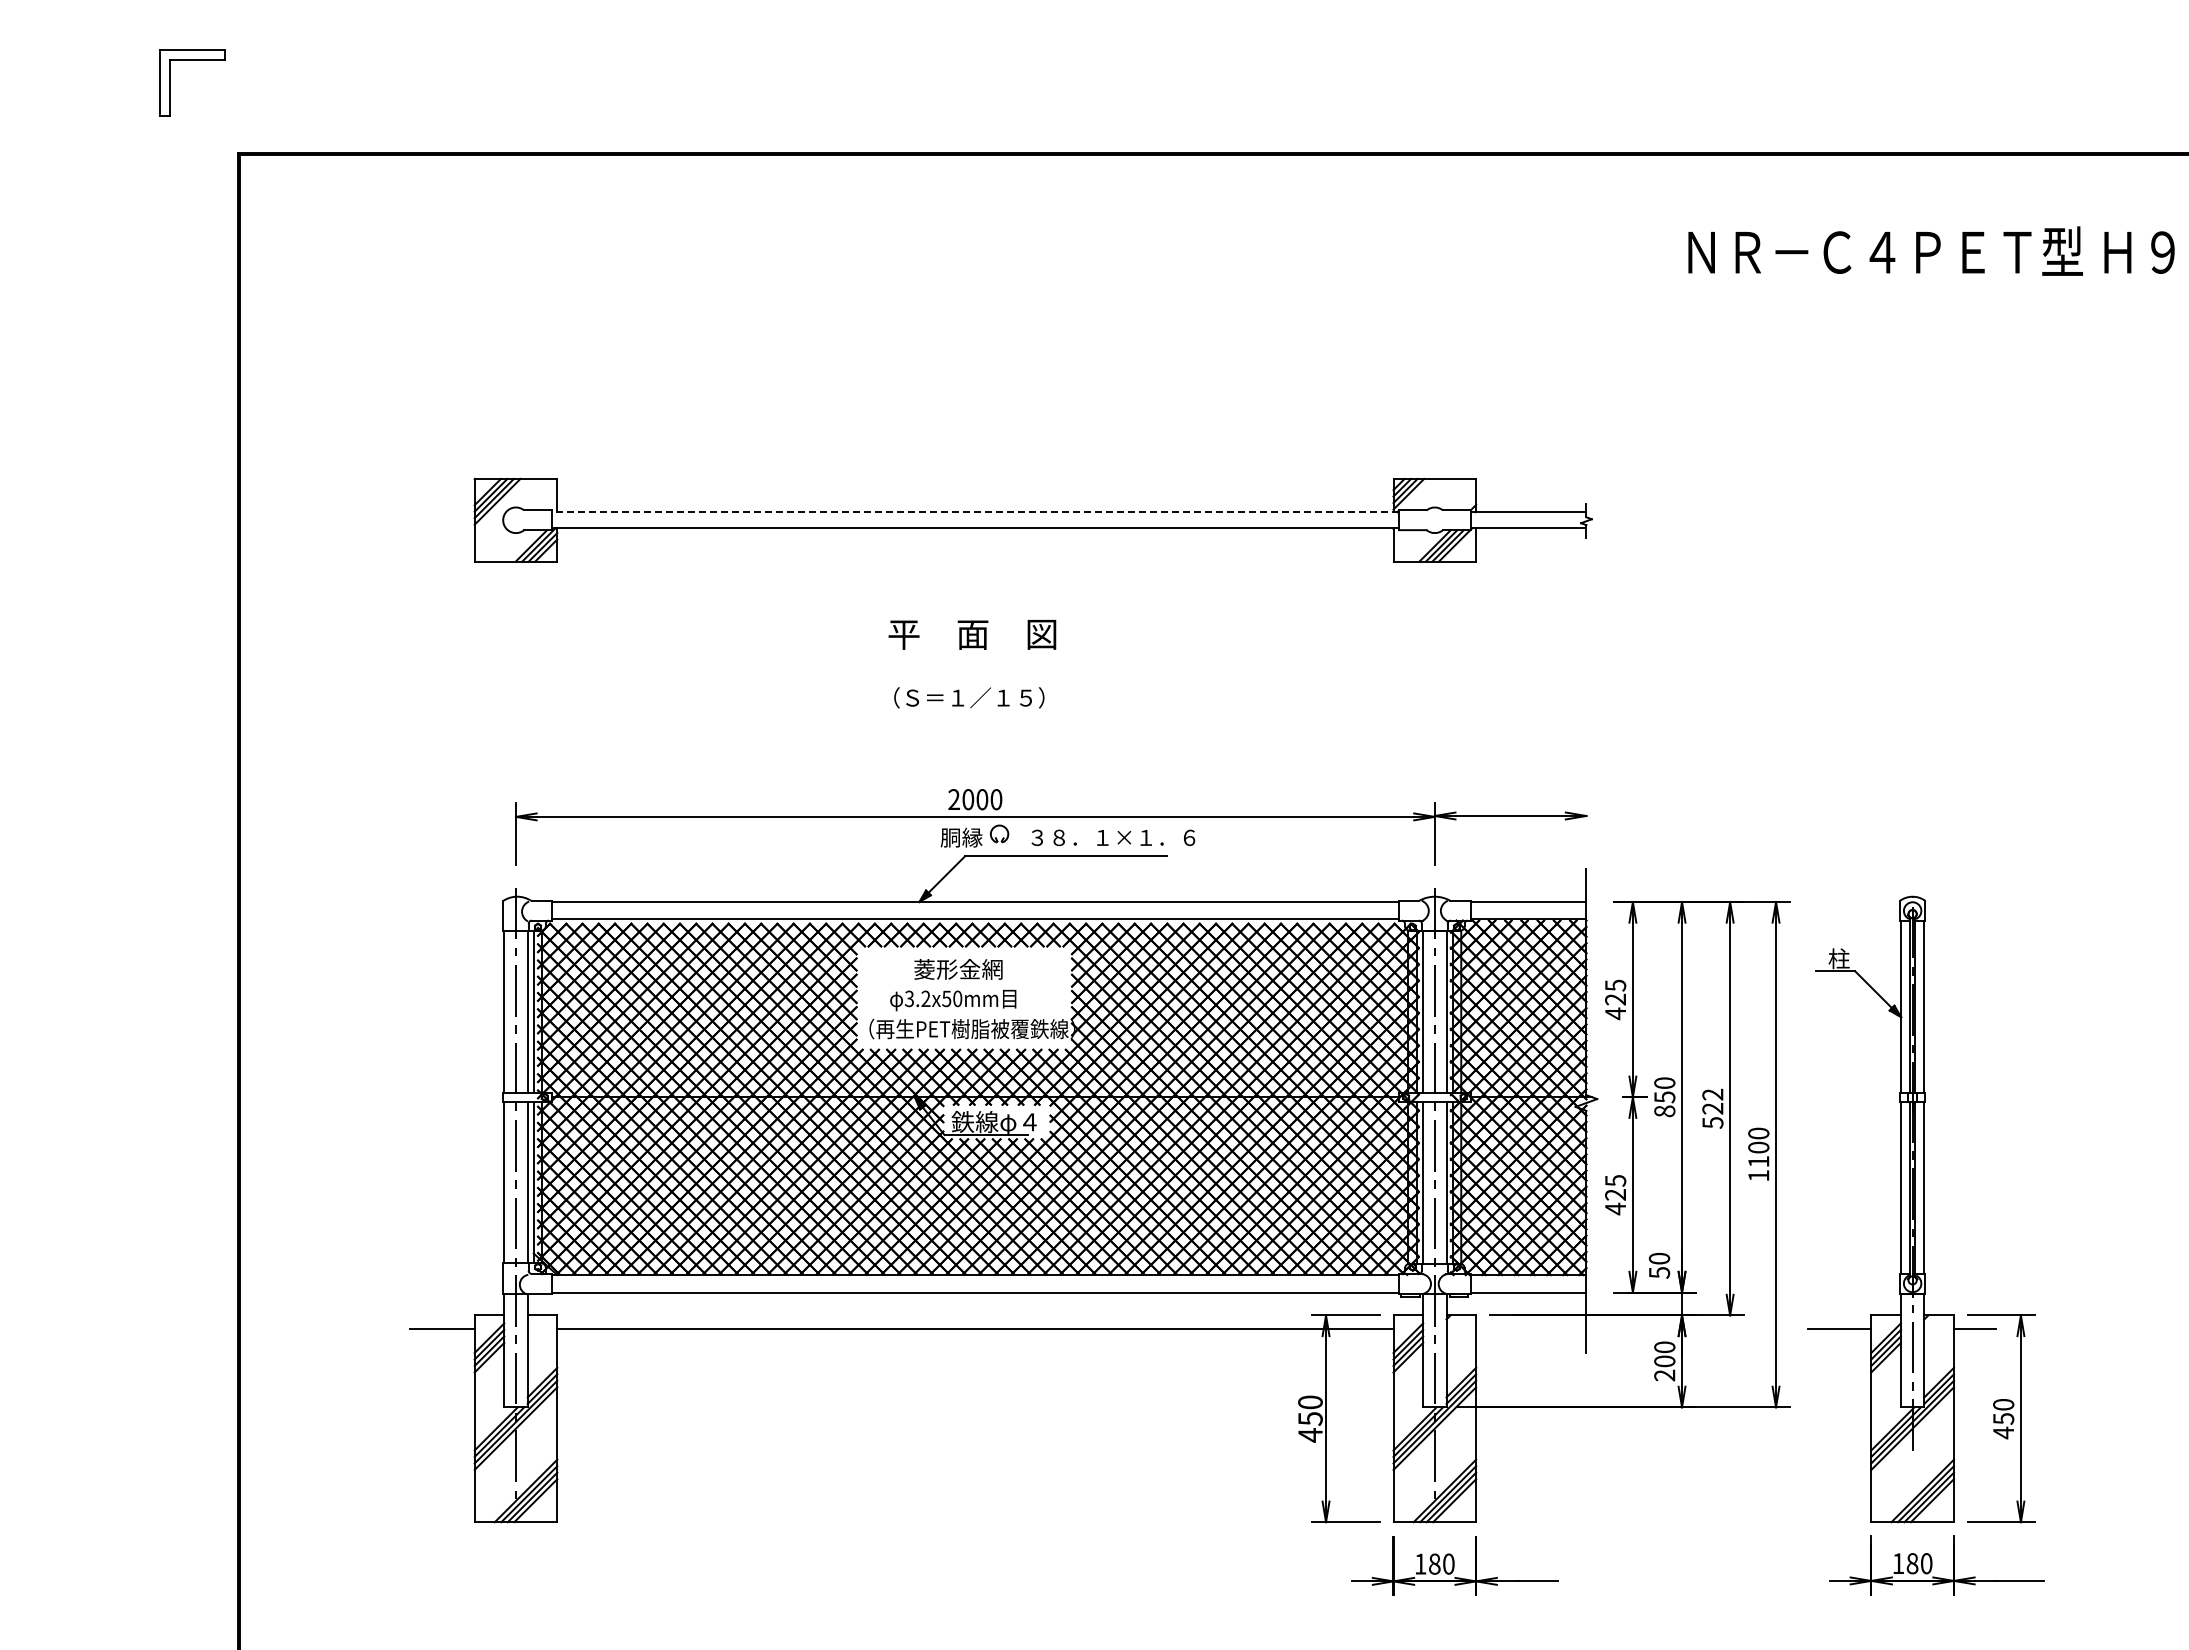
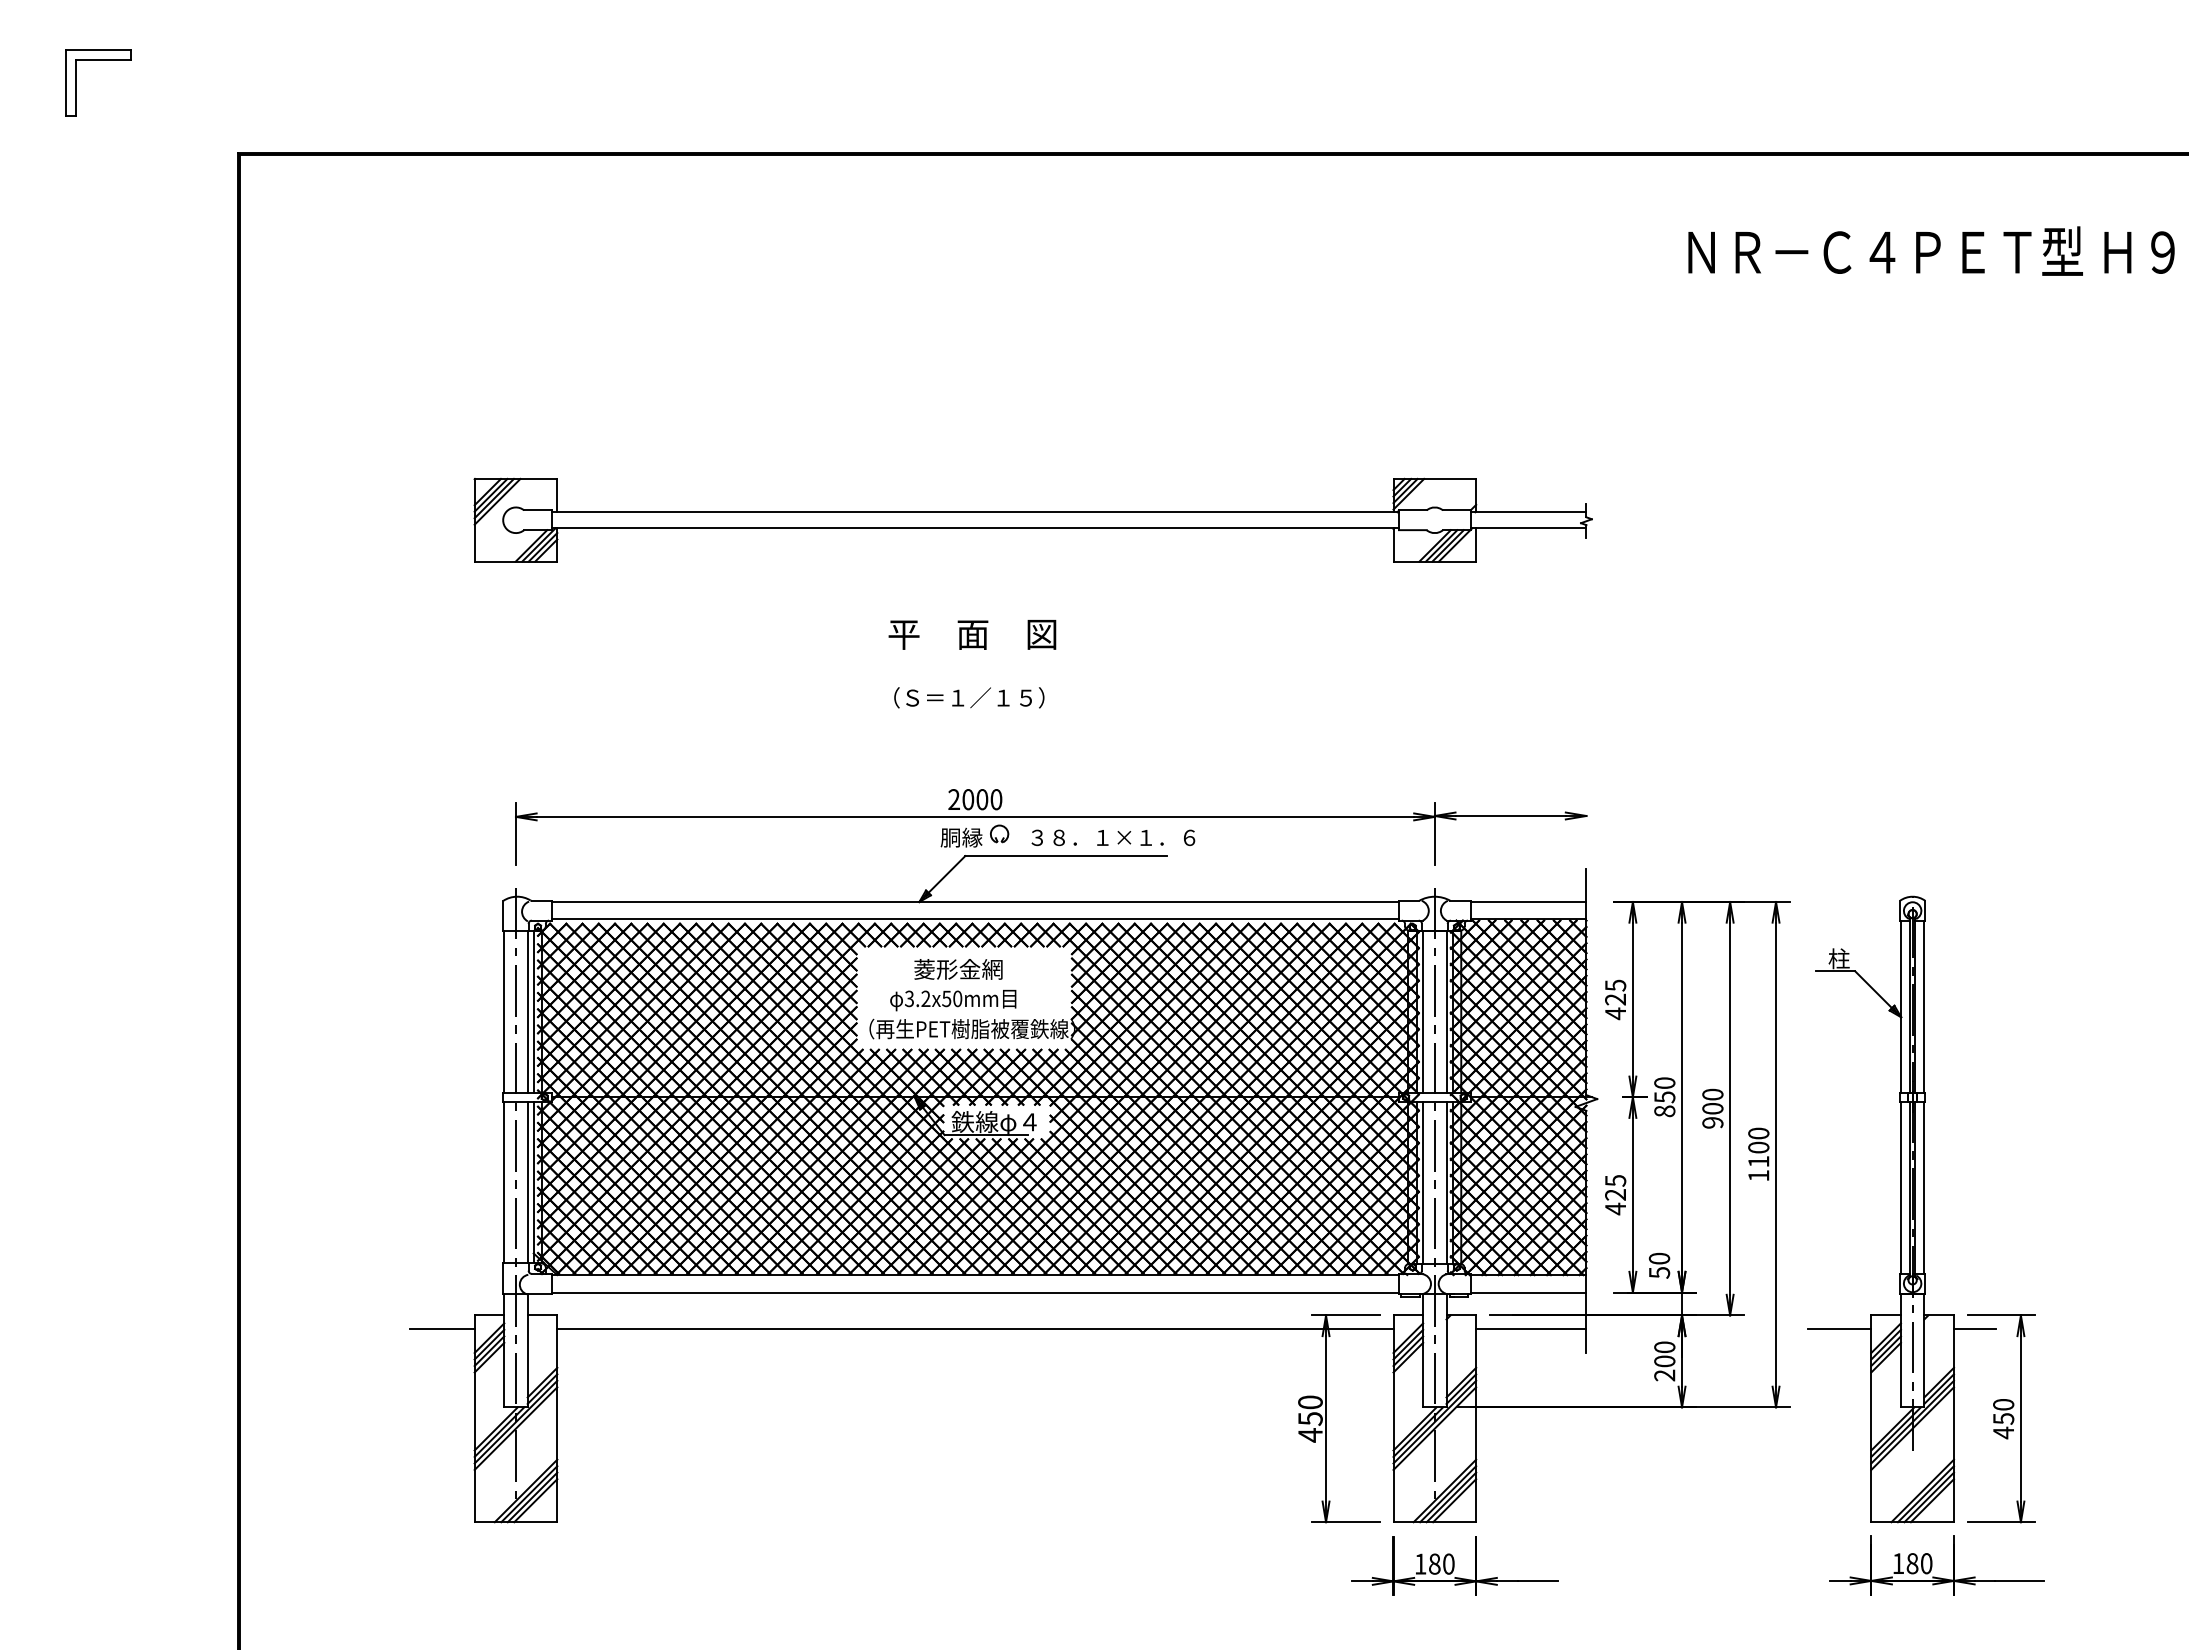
part position: (192, 60) -> (98, 60) (98, 60)
line: dashed -> solid (975, 512)
text: 522 -> 900 (1712, 1108)
line: none -> present (1531, 1329)
